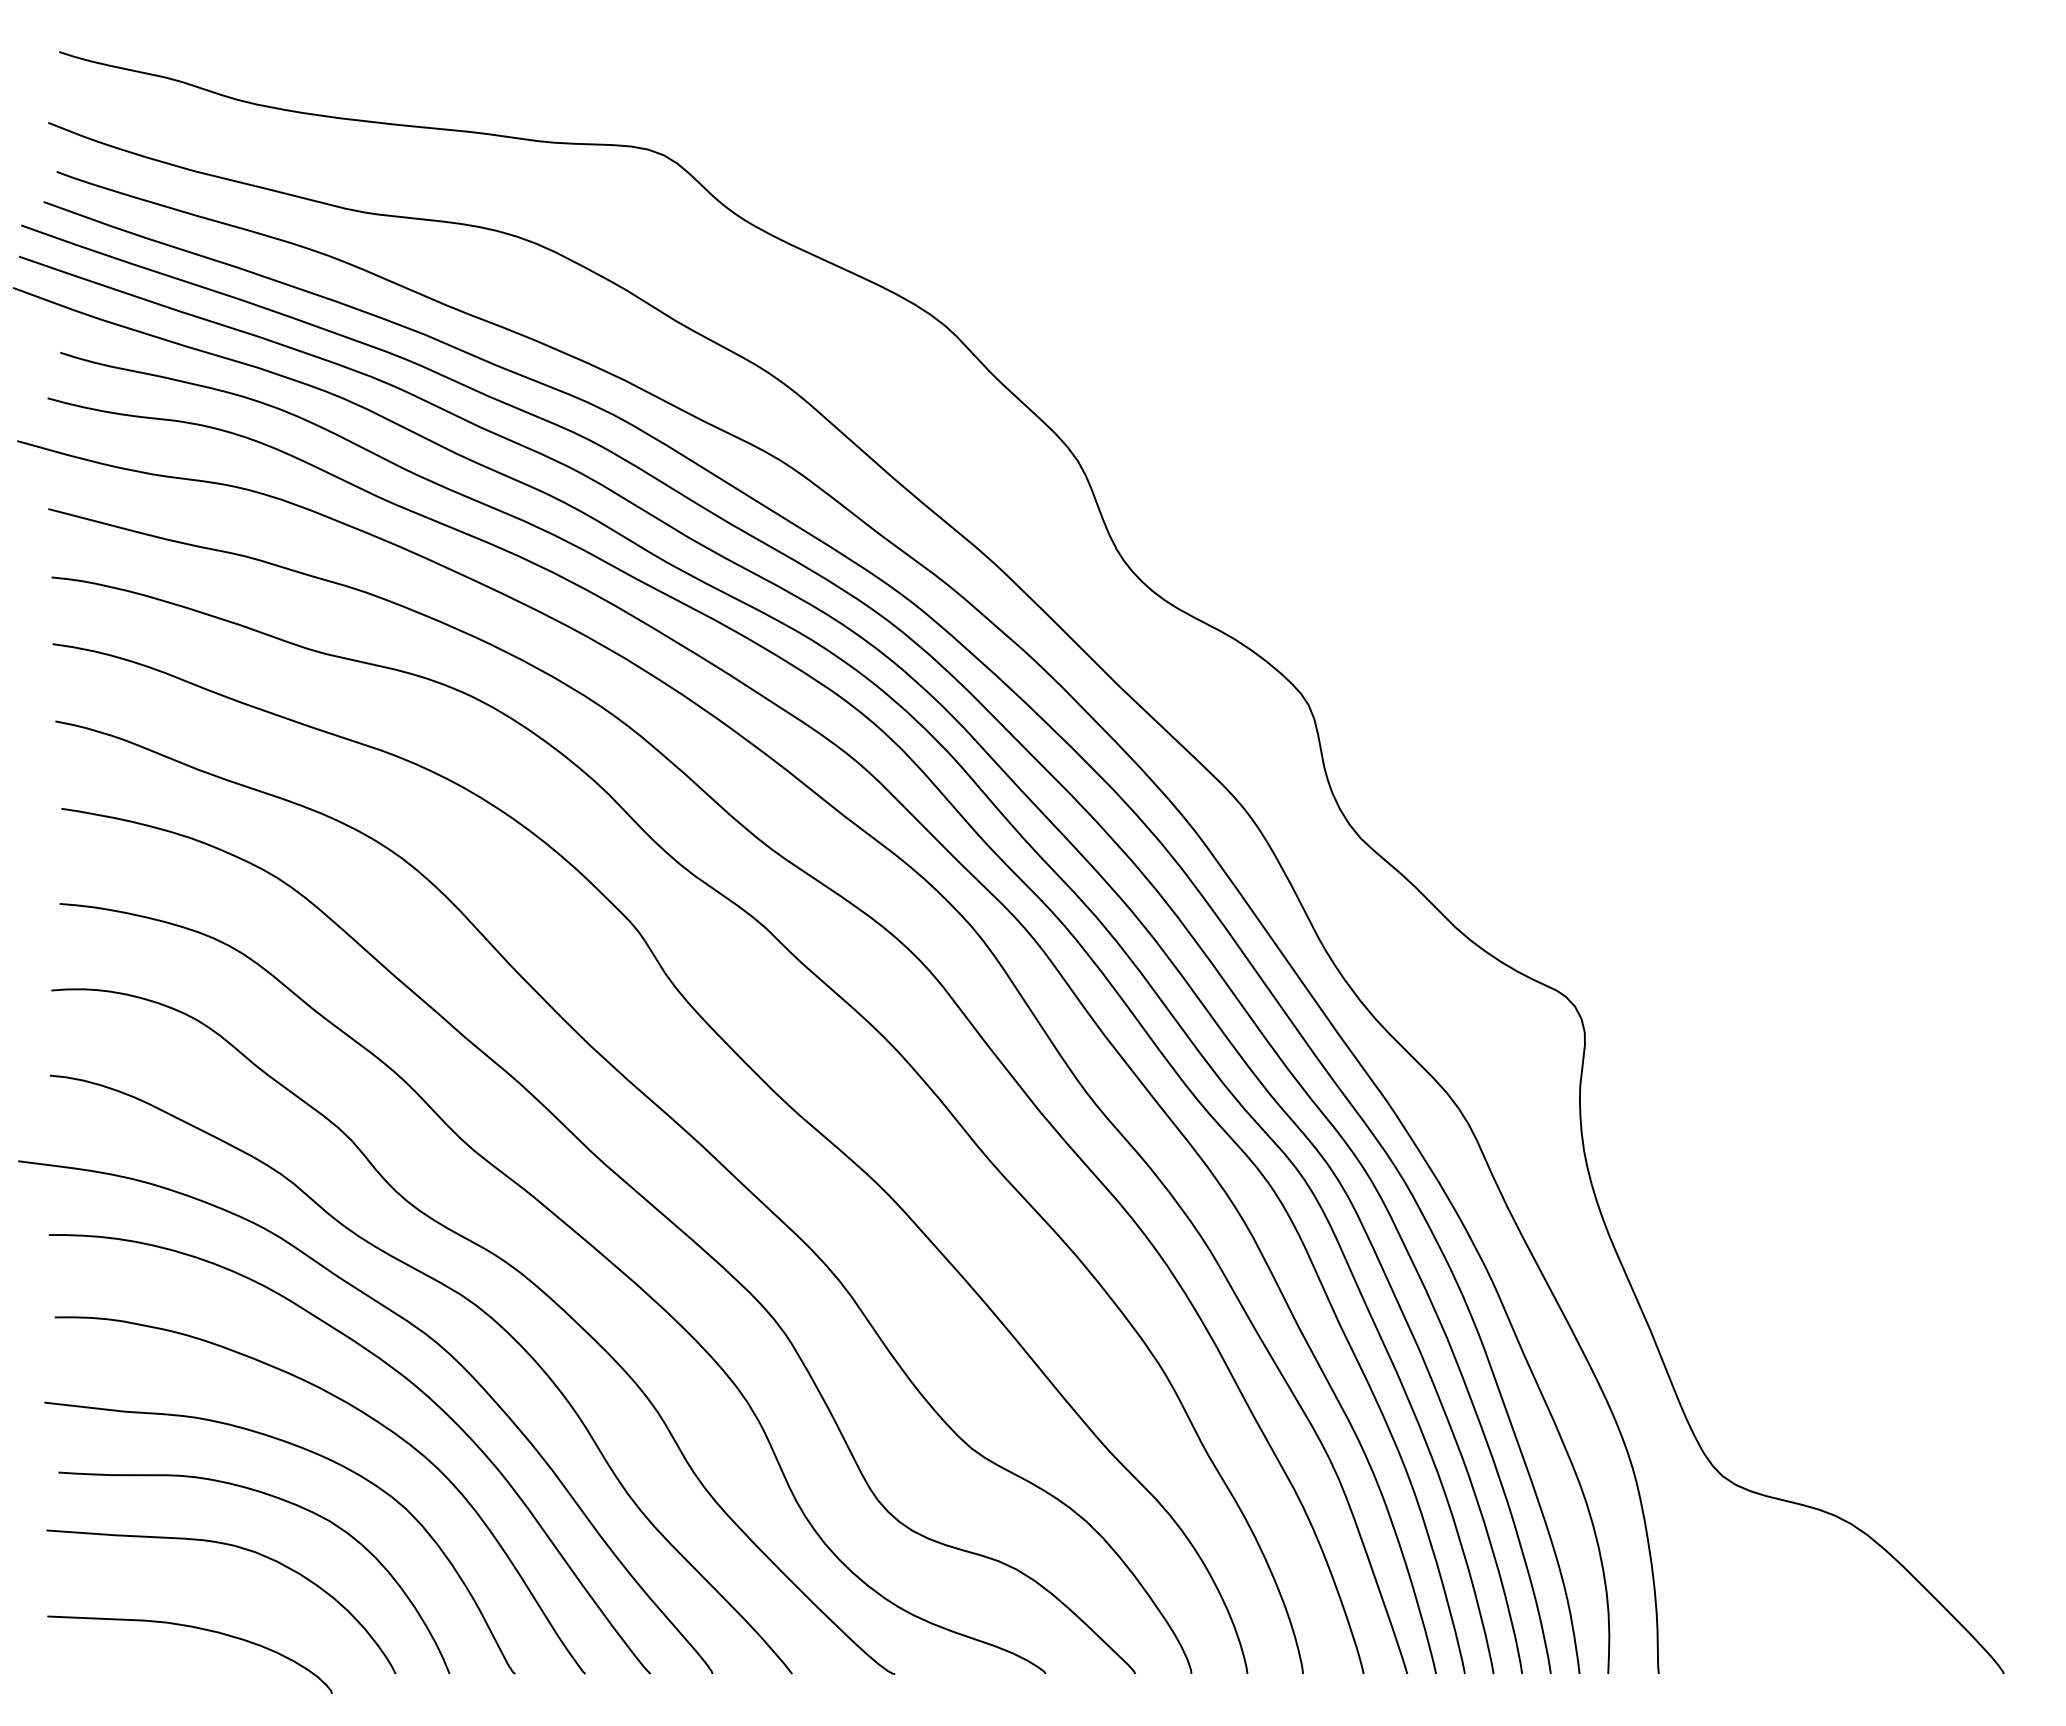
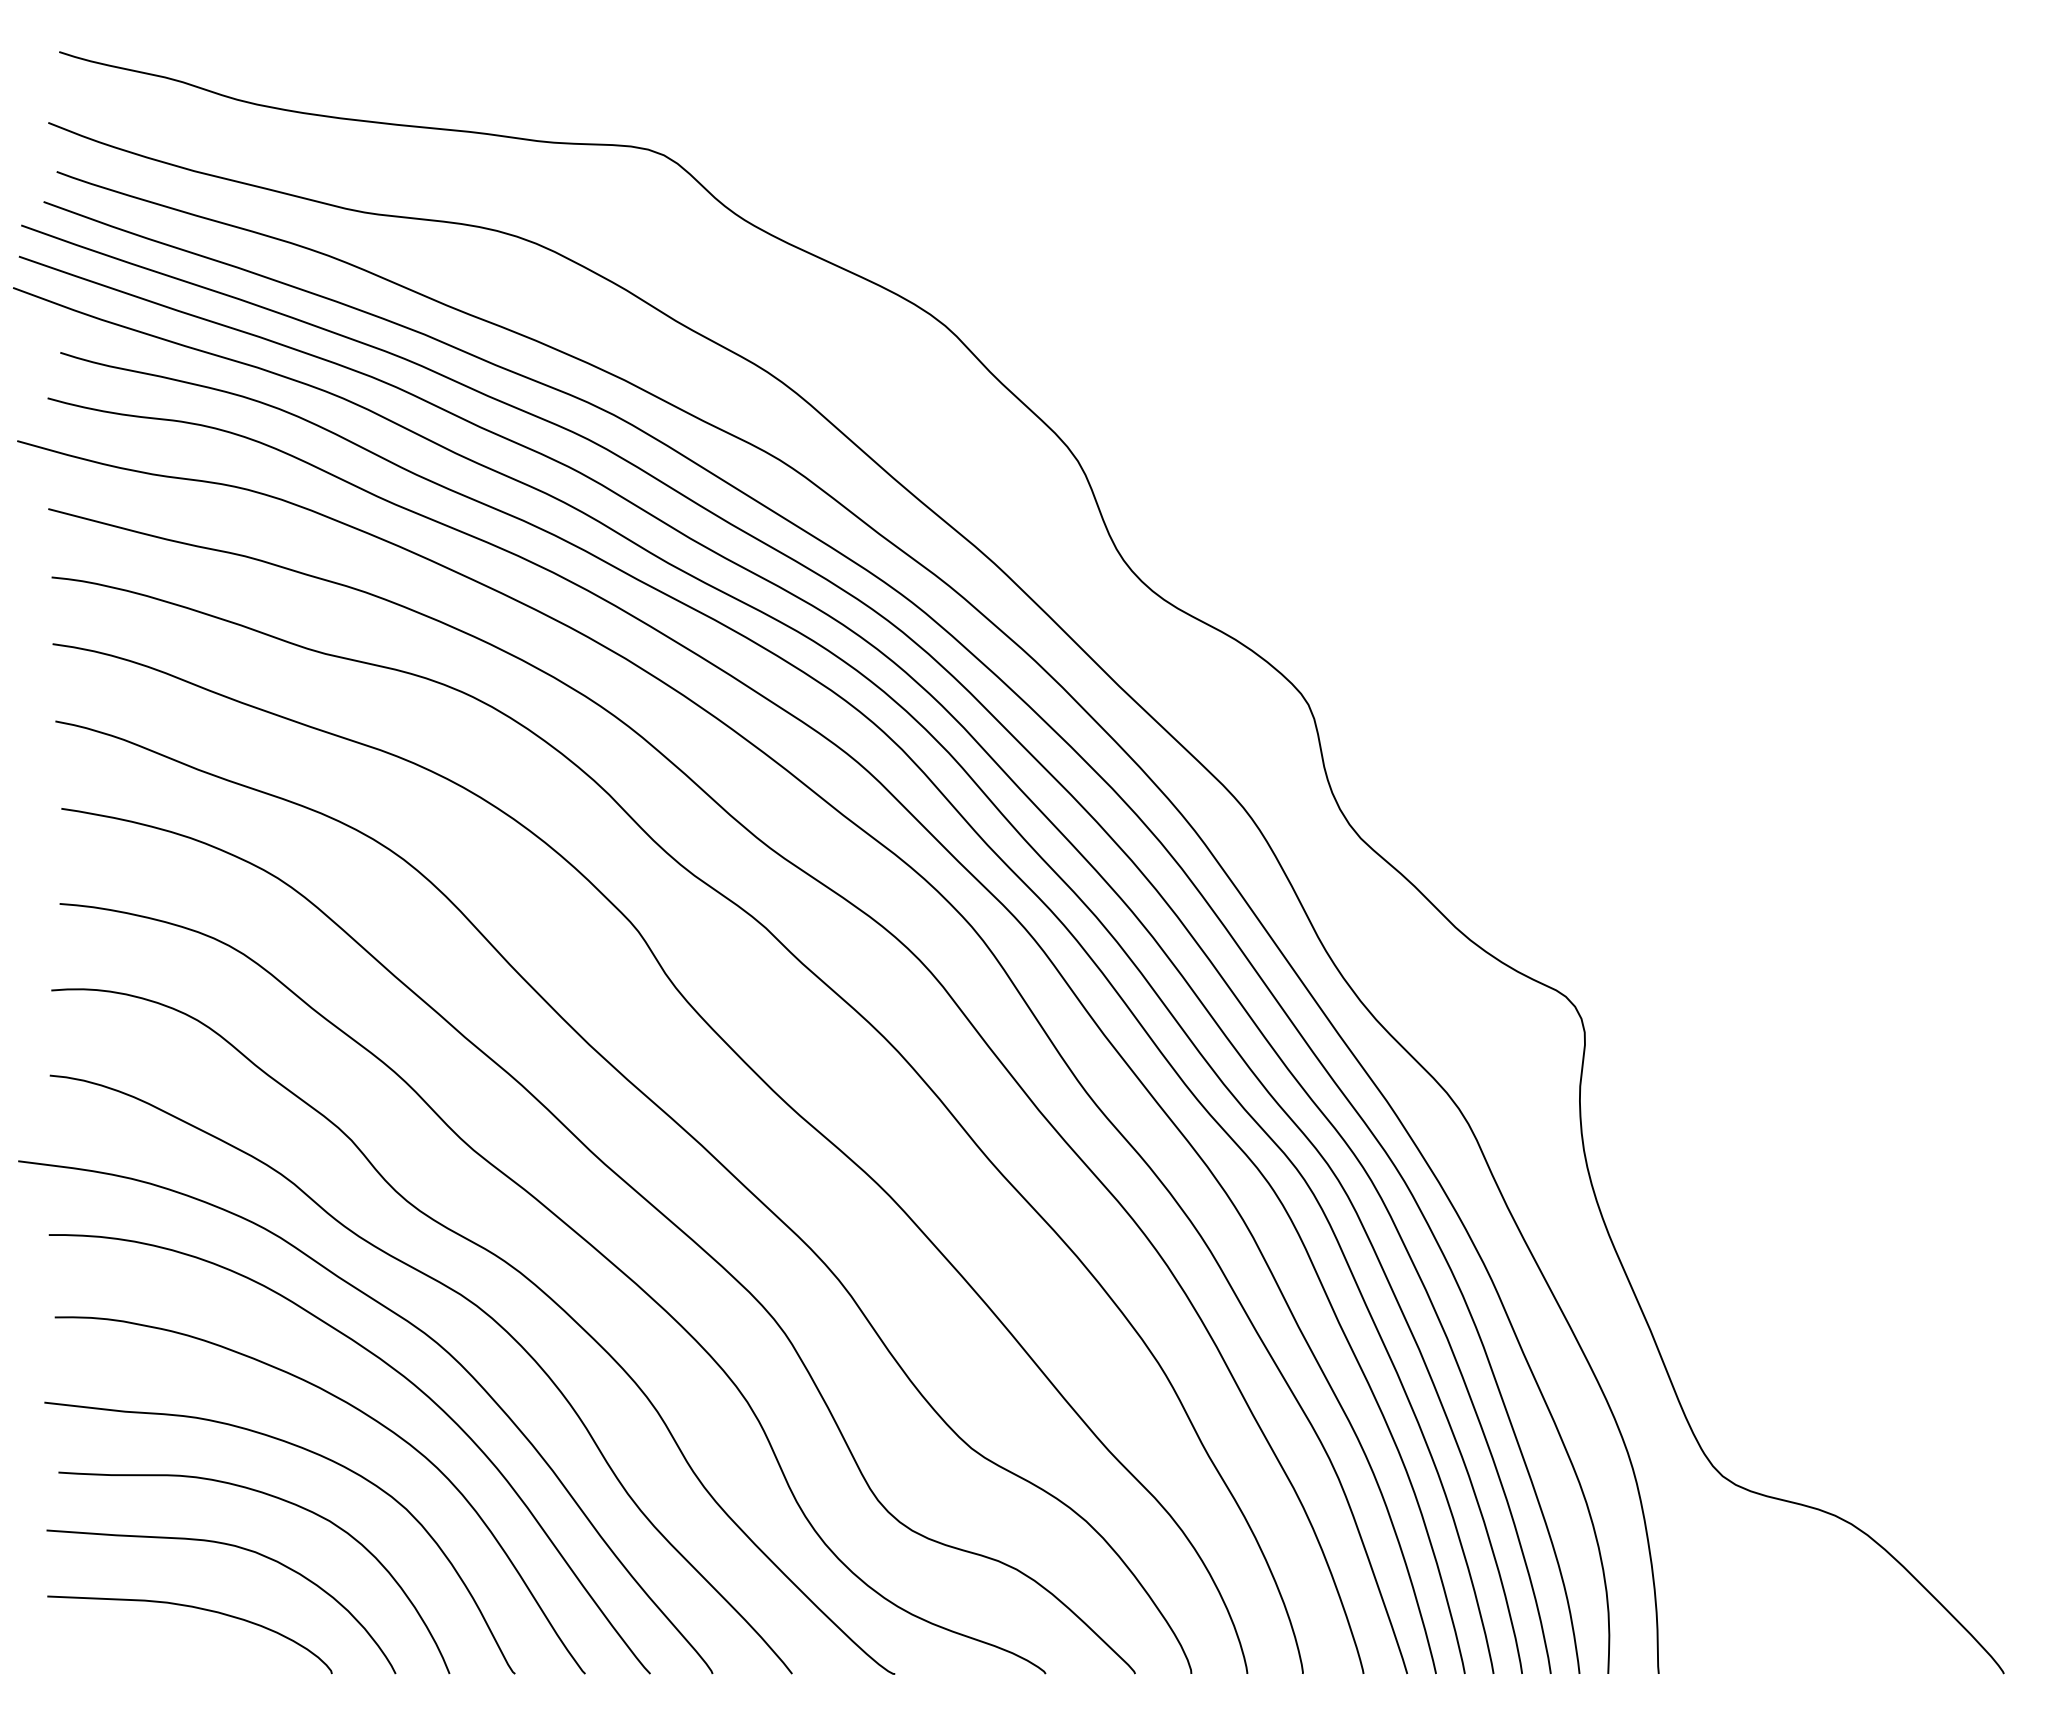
curve position: (194, 1628) -> (194, 1608) (194, 1608)
